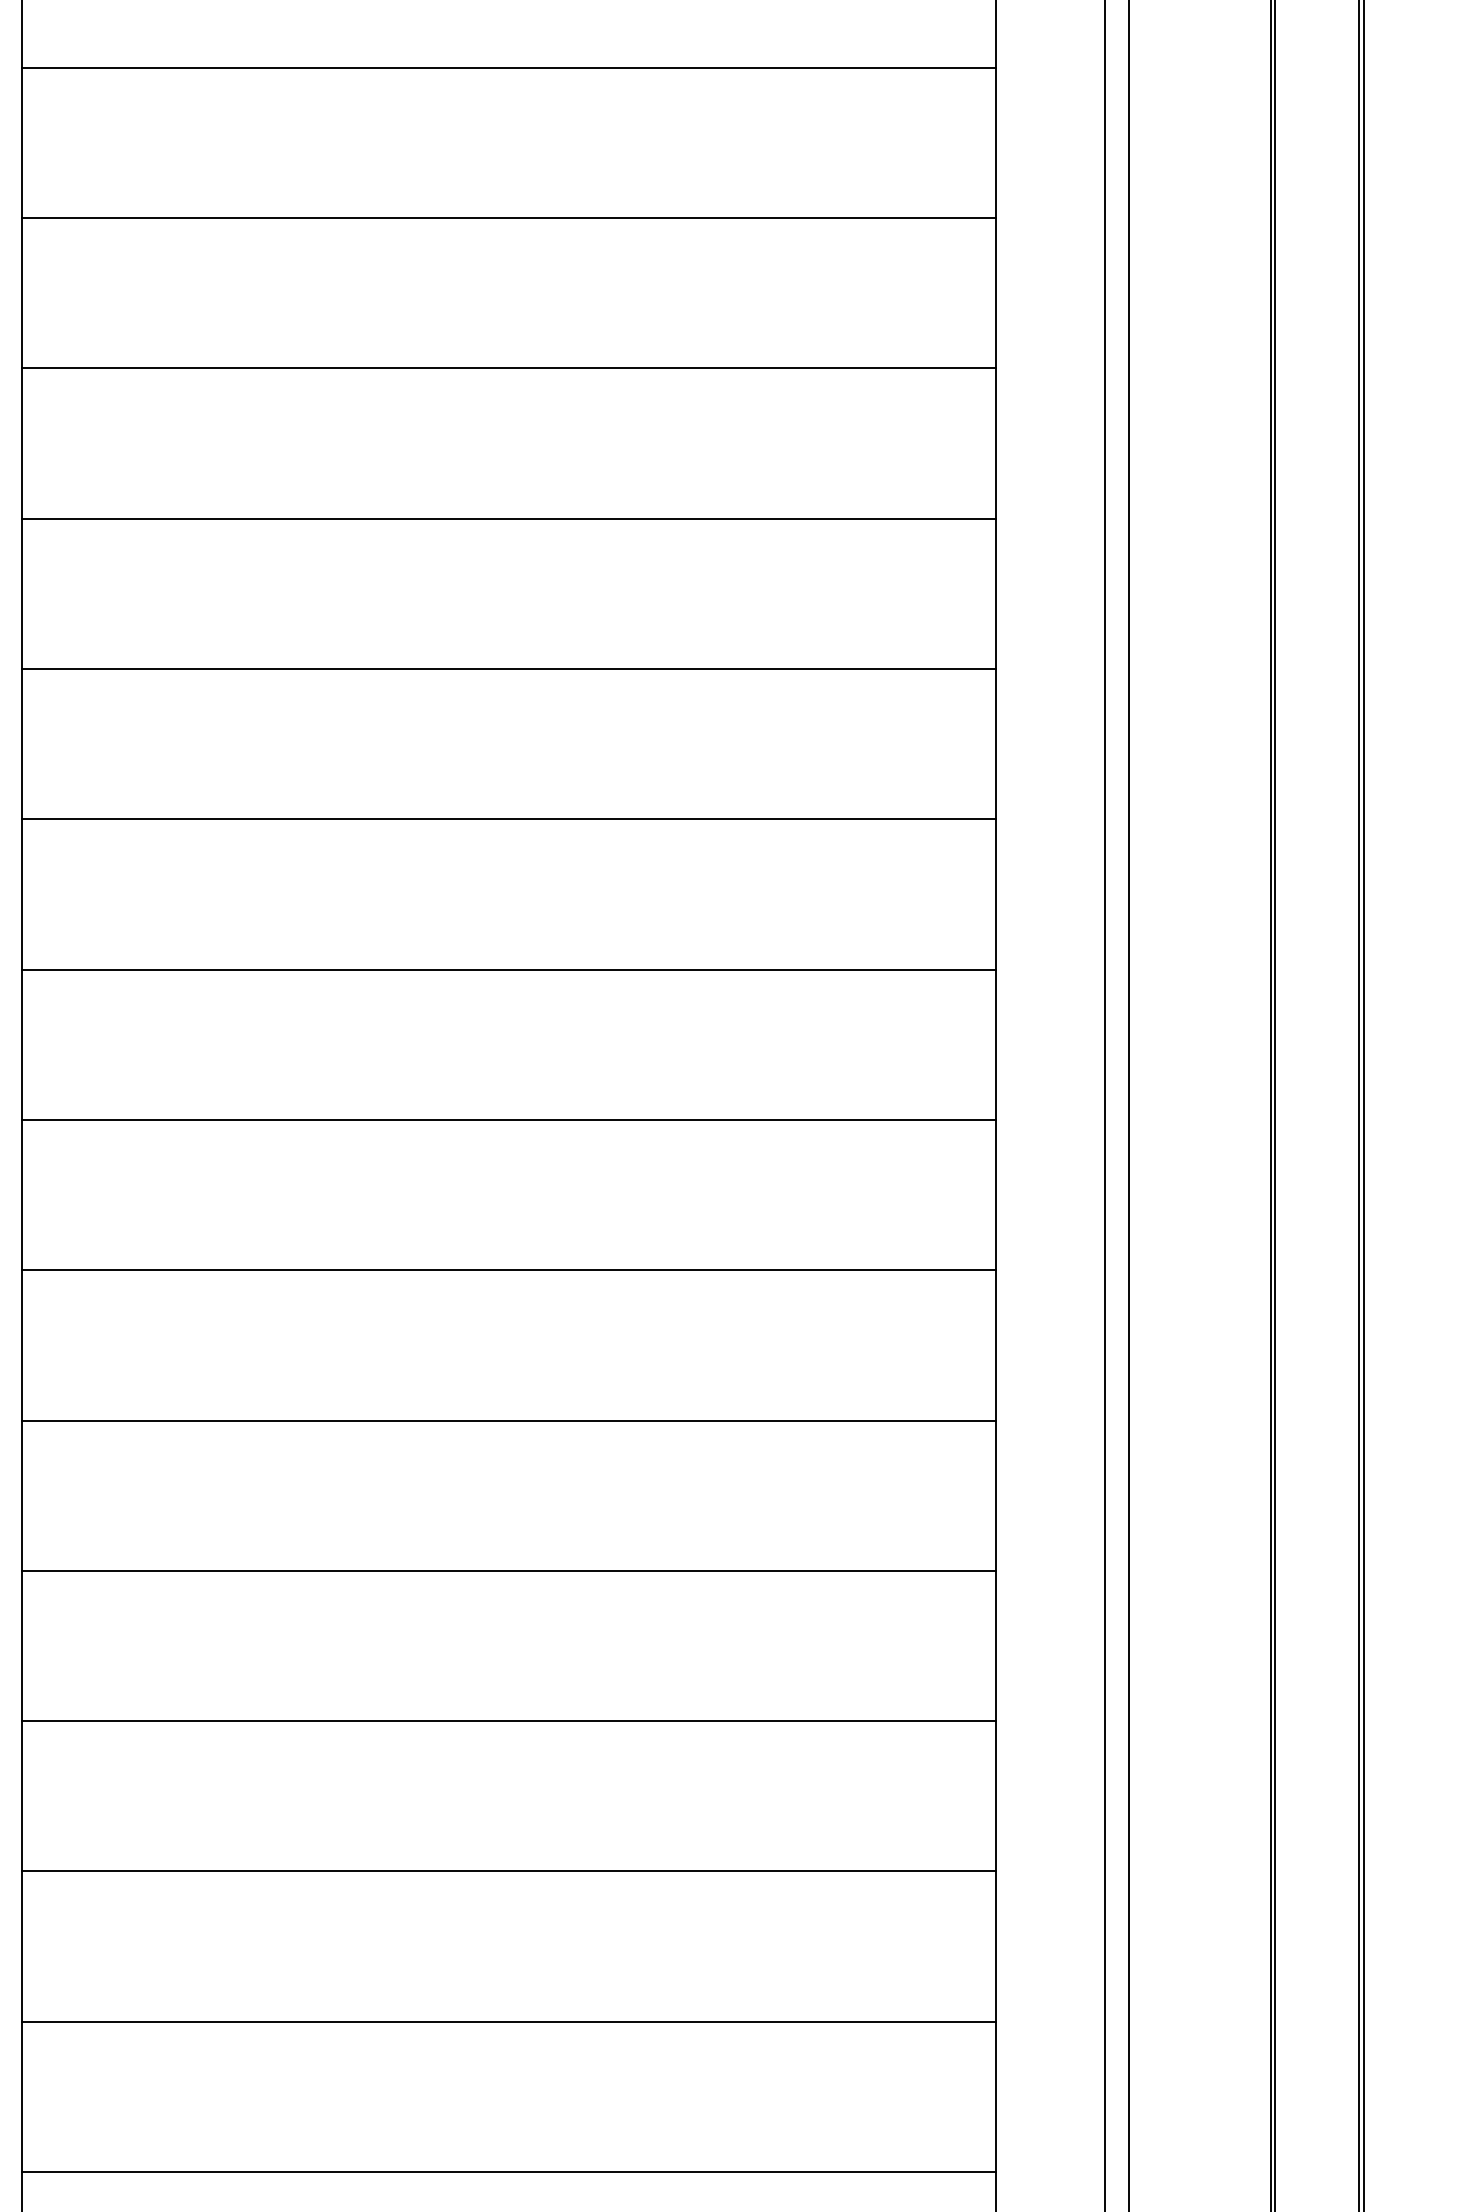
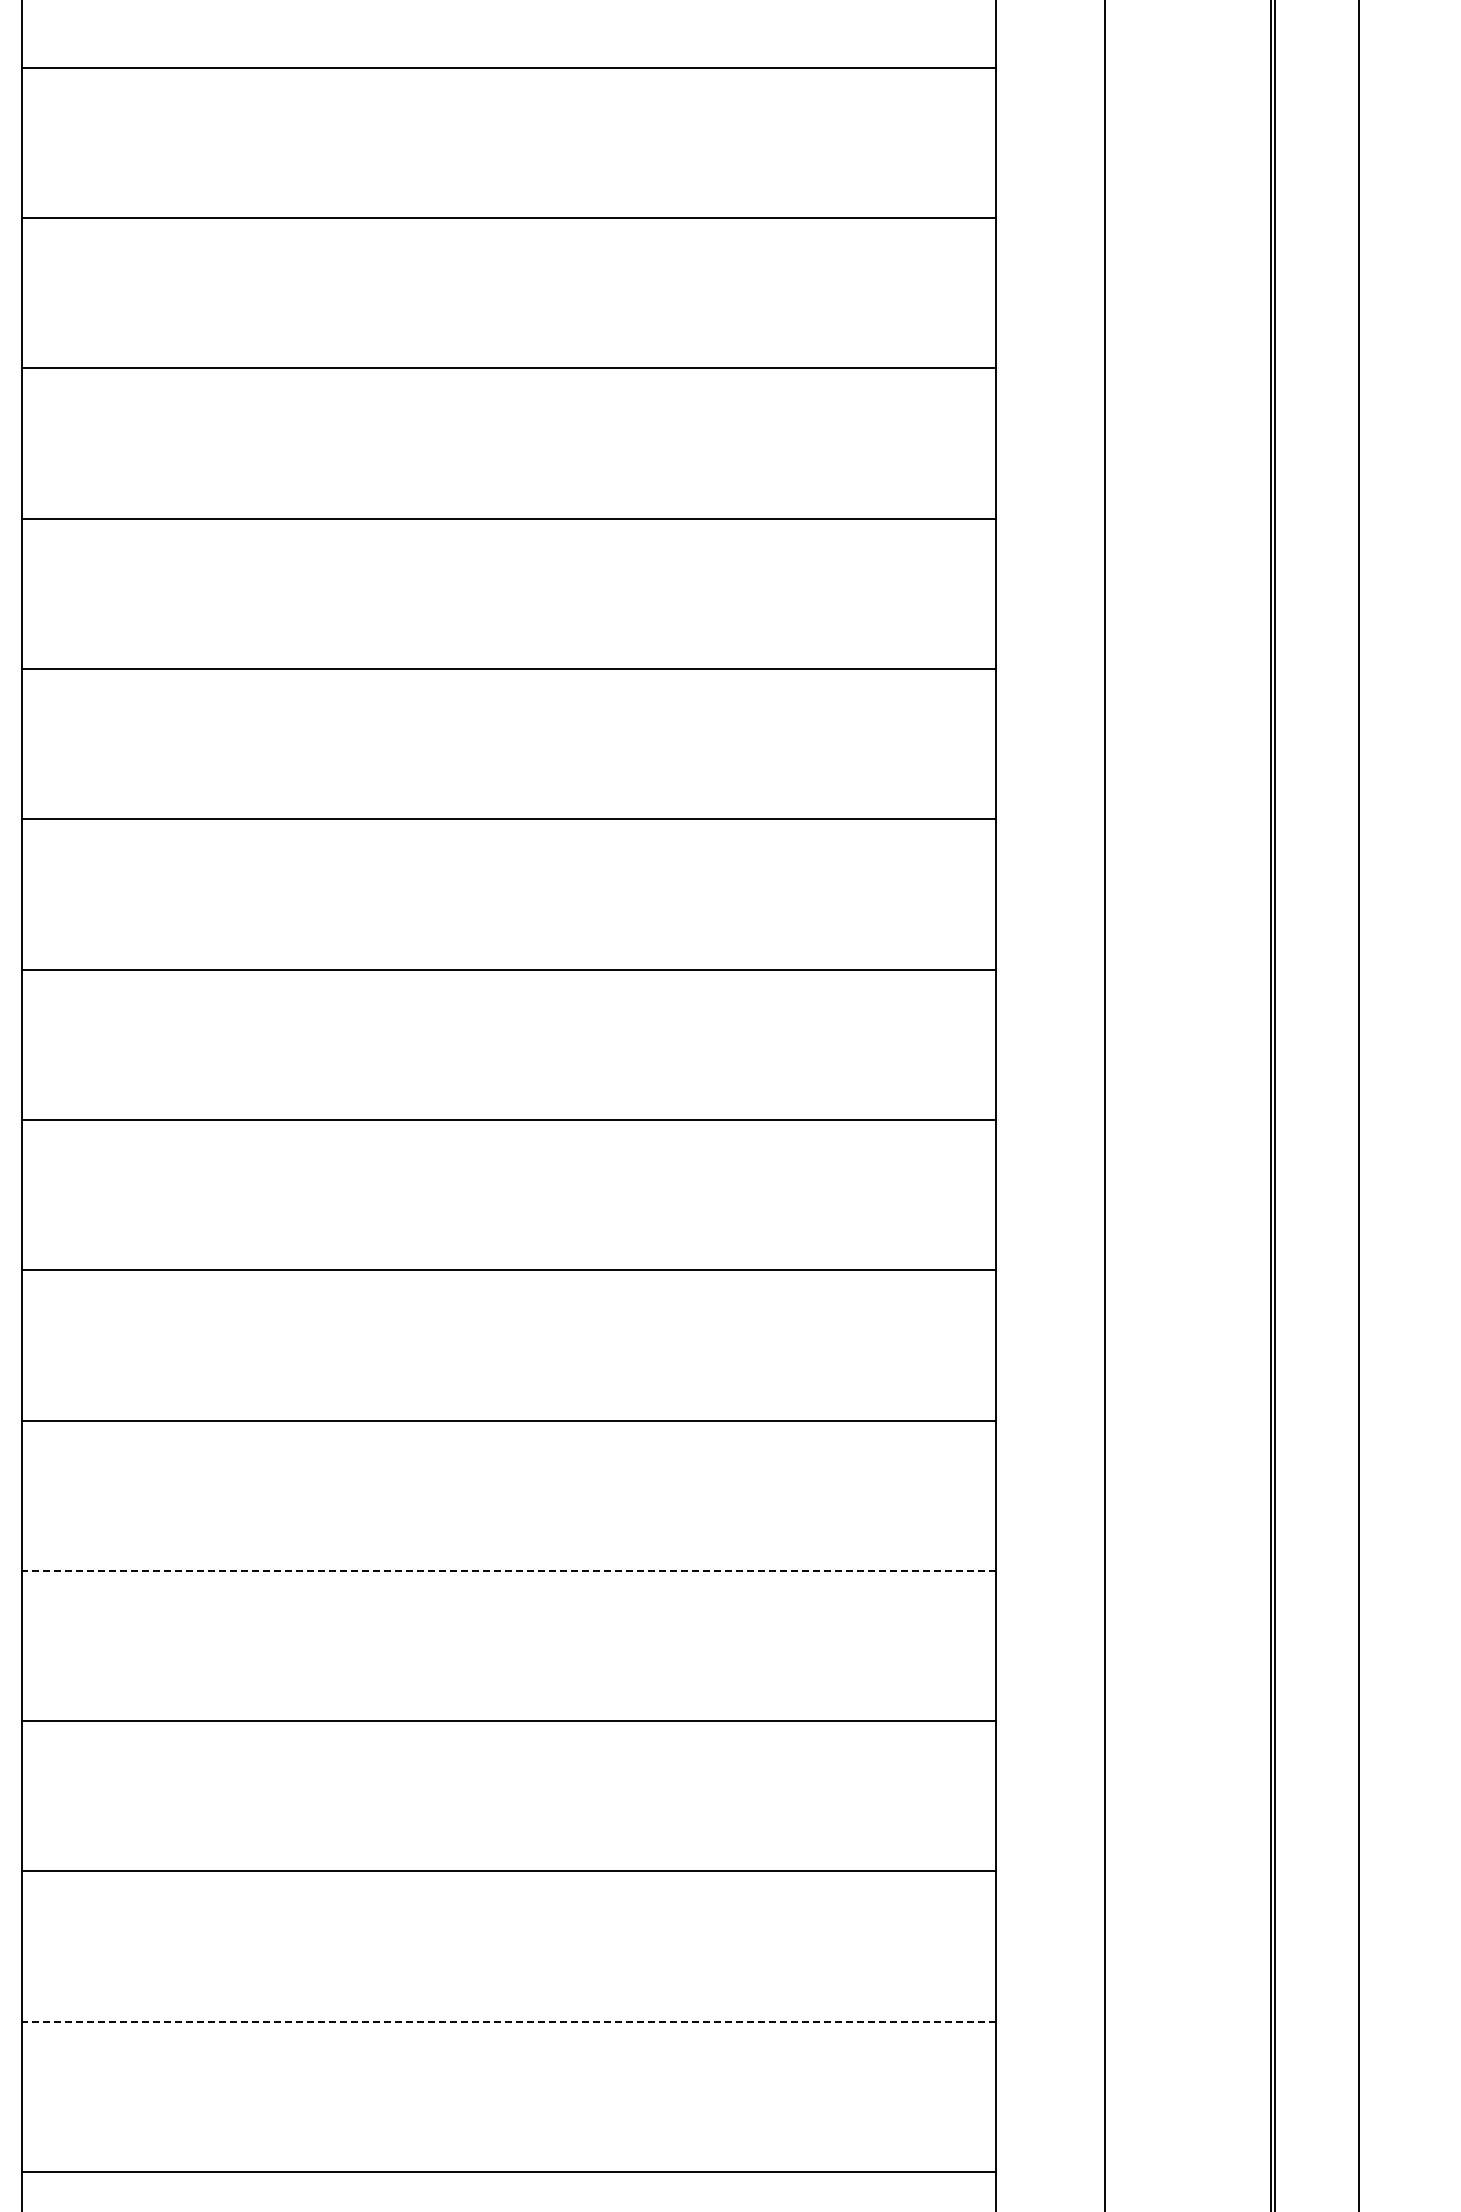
line: present -> none (1128, 1105)
line: present -> none (1363, 1105)
line: solid -> dashed (508, 1570)
line: solid -> dashed (508, 2021)
